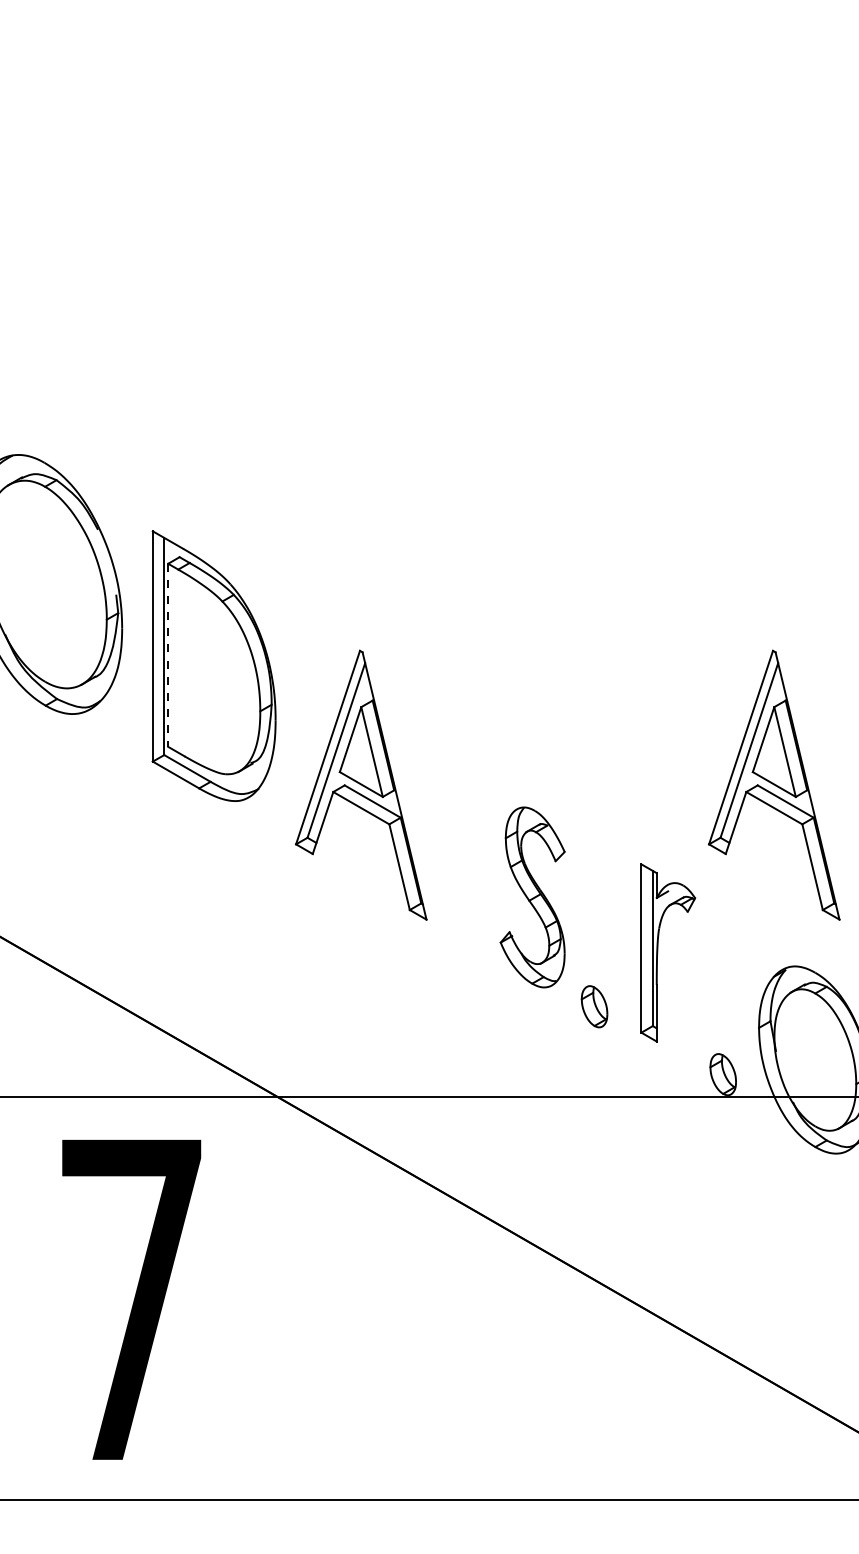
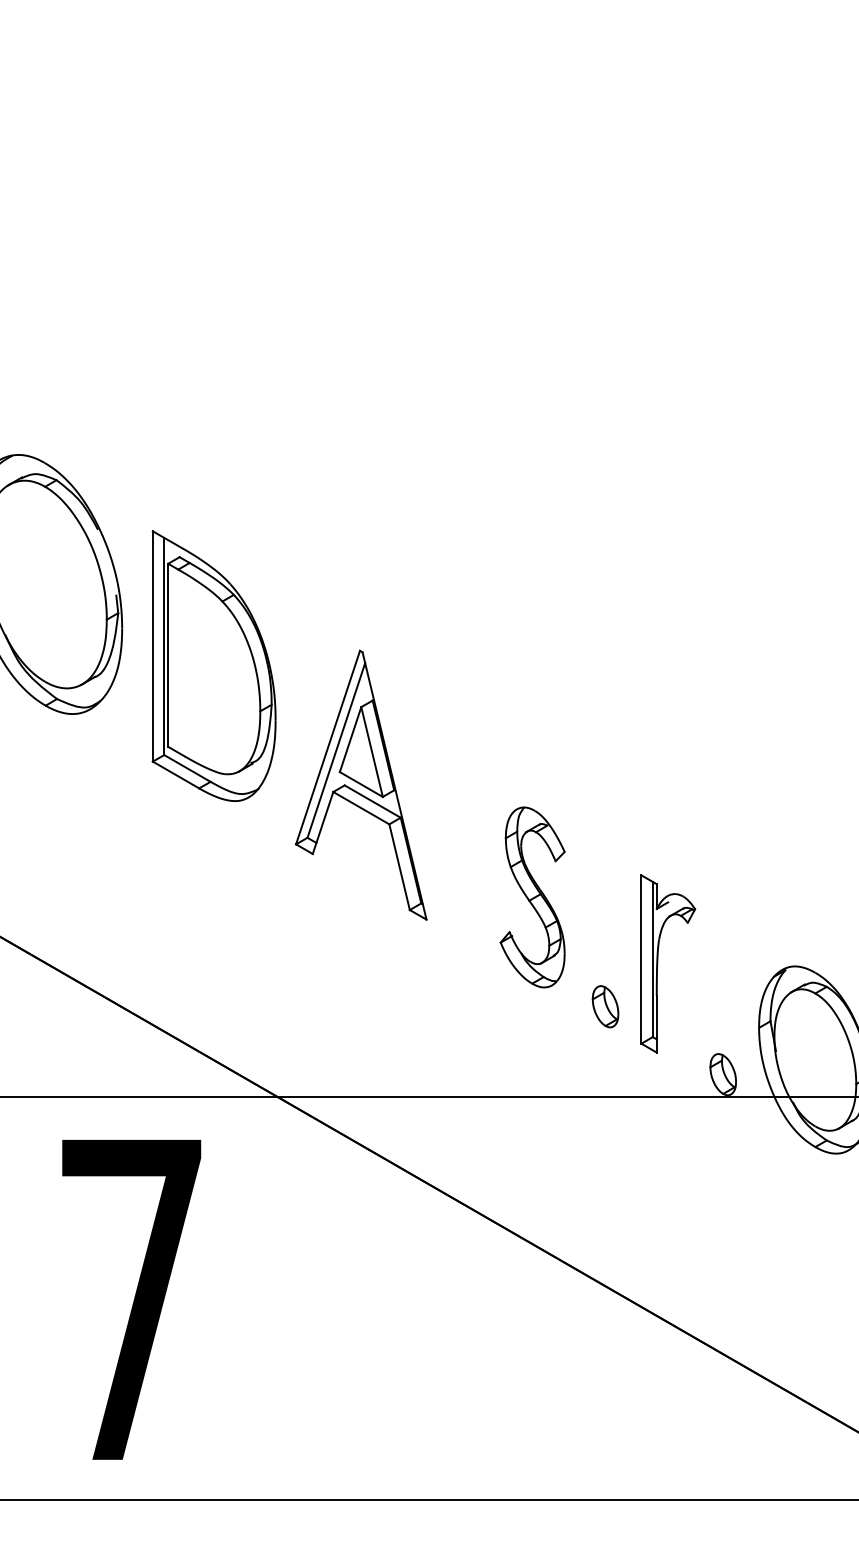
line: dashed -> solid (168, 655)
part: present -> none (774, 784)
part position: (658, 952) -> (658, 963) (658, 963)
part position: (594, 1006) -> (605, 1006) (605, 1006)
